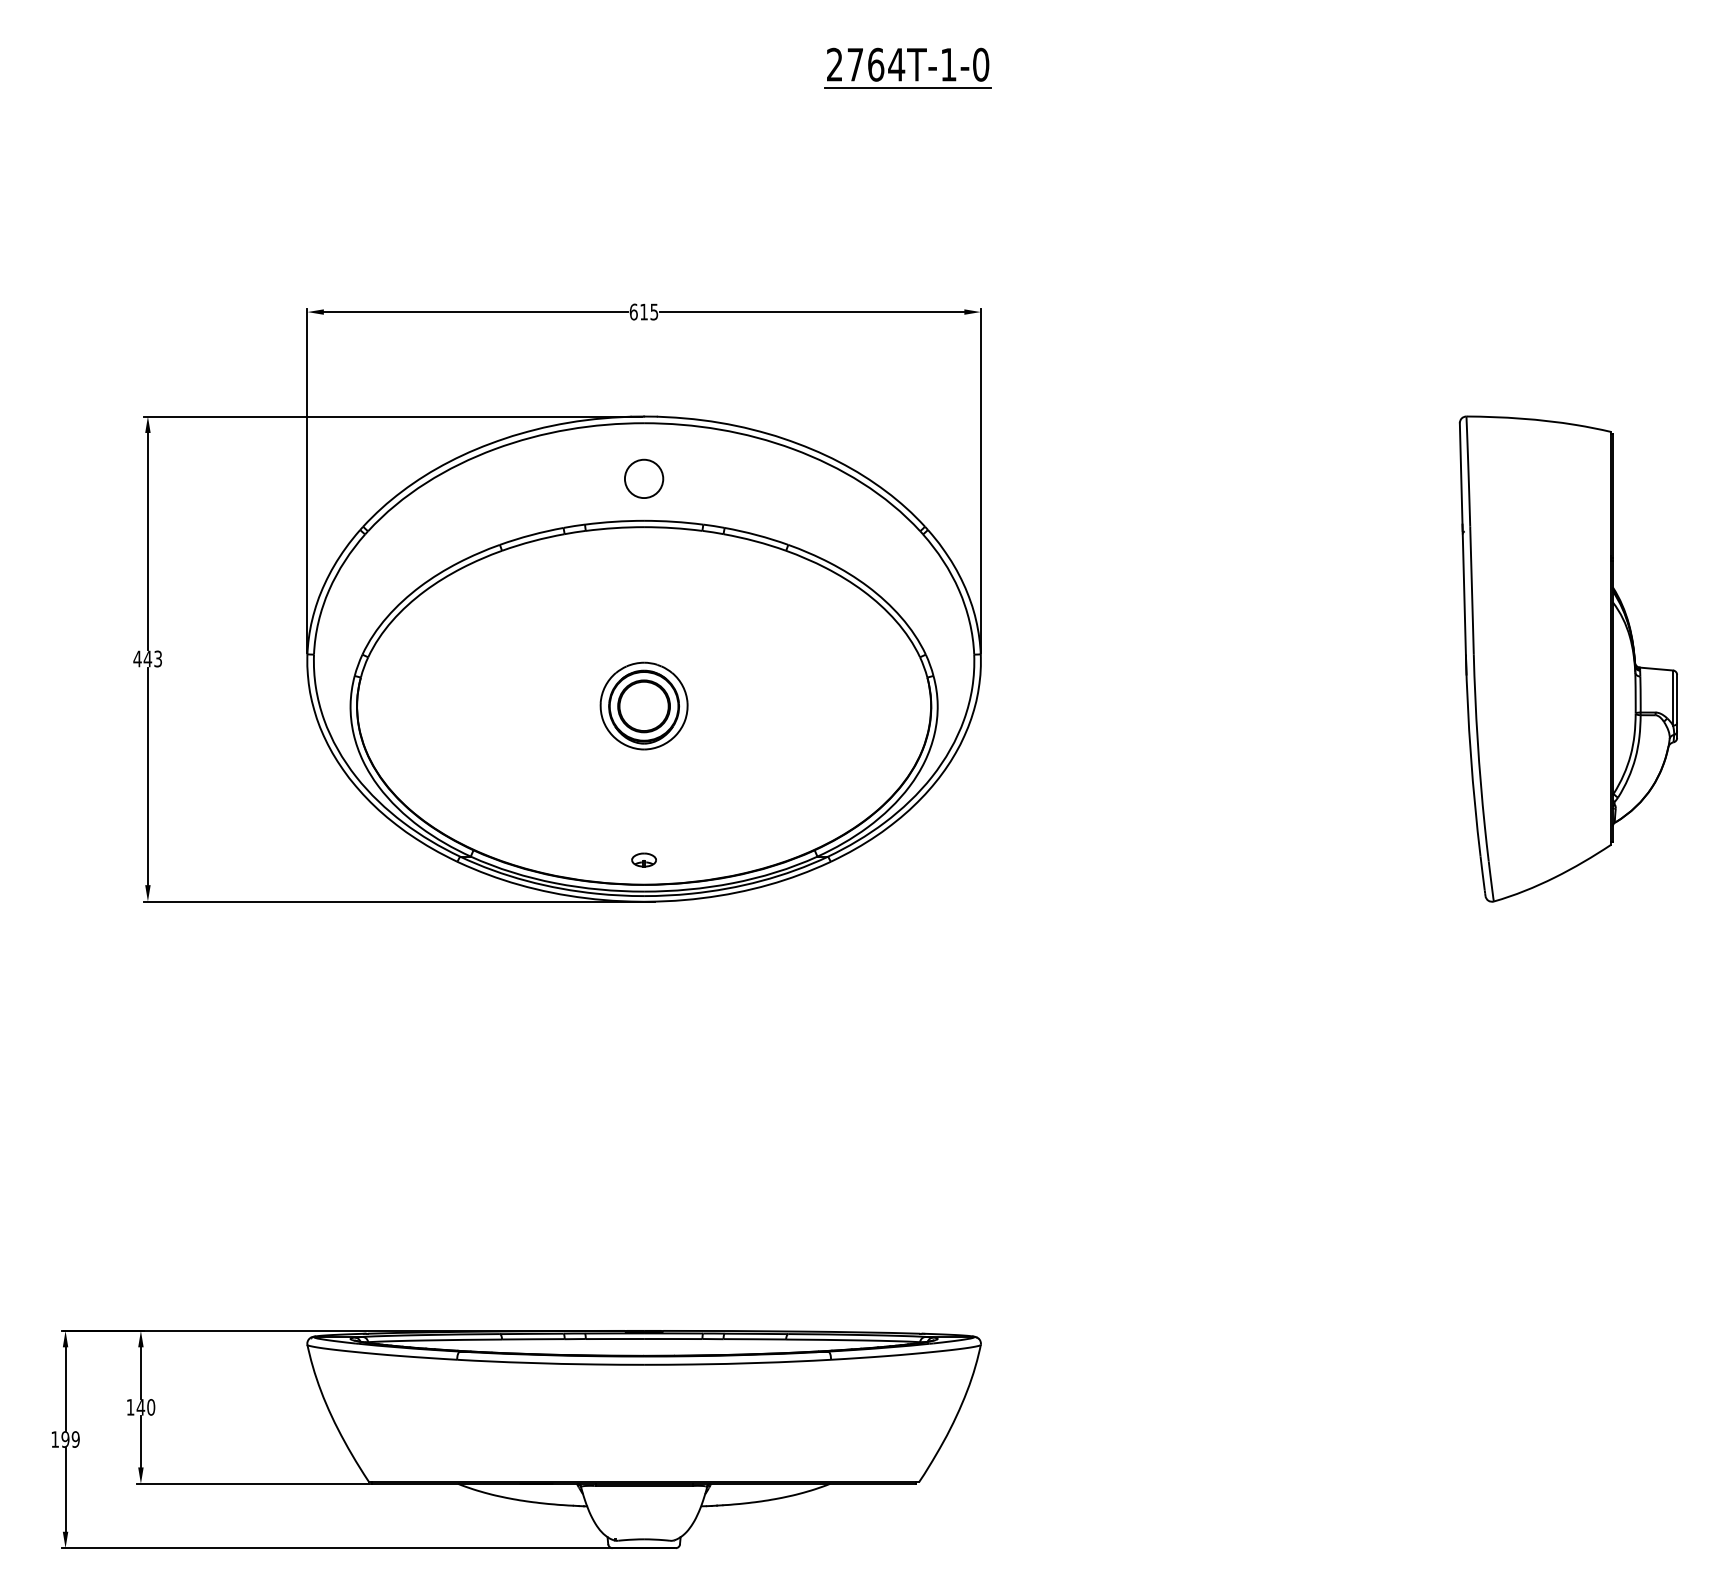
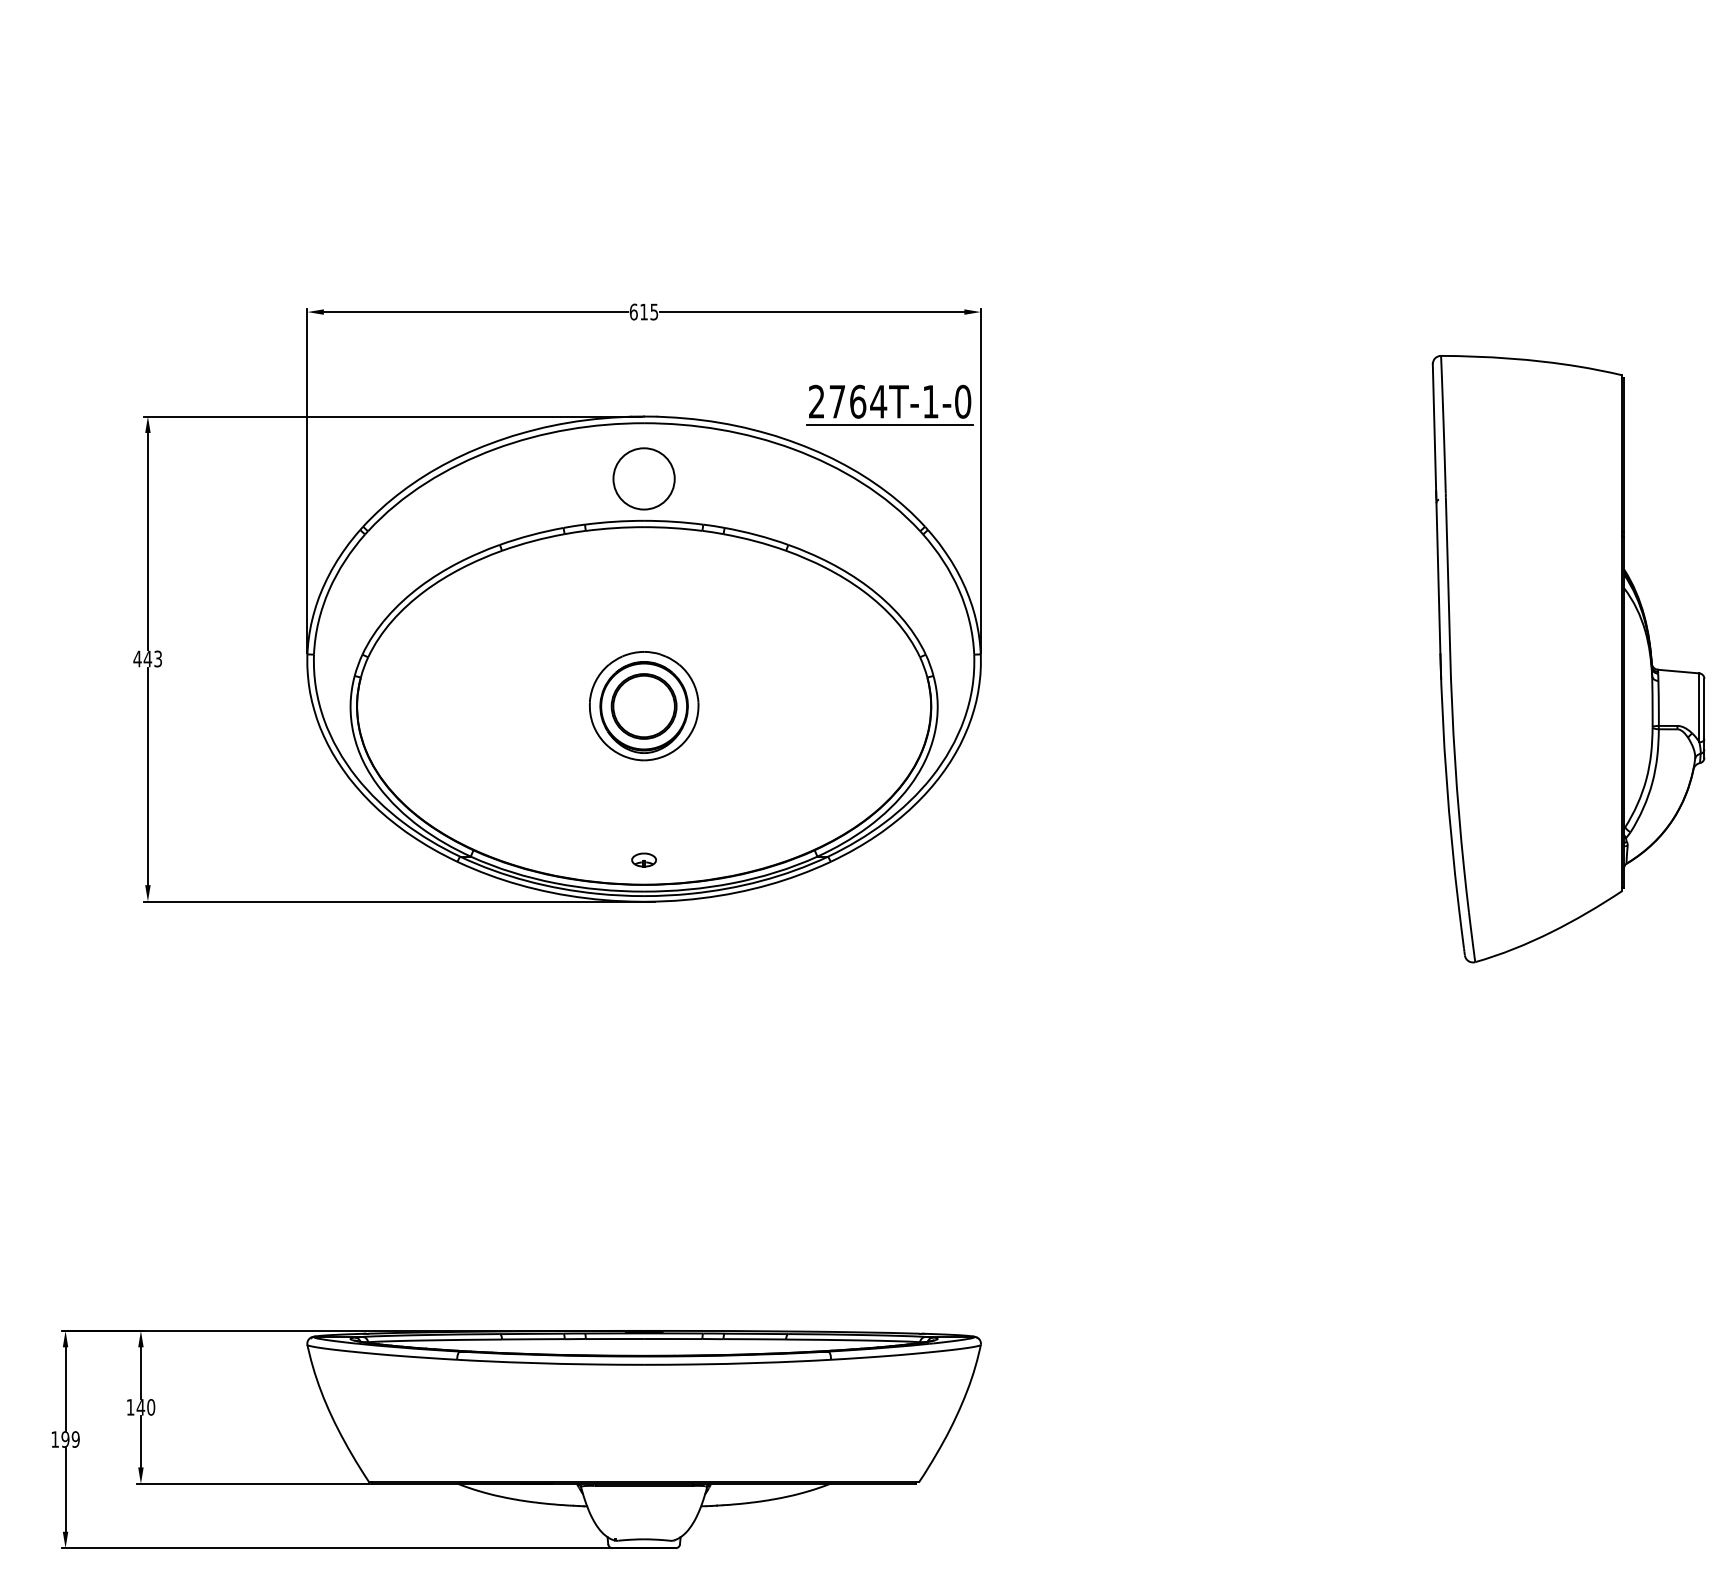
part position: (907, 67) -> (889, 404) (889, 404)
circle diameter: 38 px -> 61 px (643, 478)
part size: 220x488 px -> 275x609 px (1568, 659)
part size: 90x90 px -> 111x111 px (644, 706)
